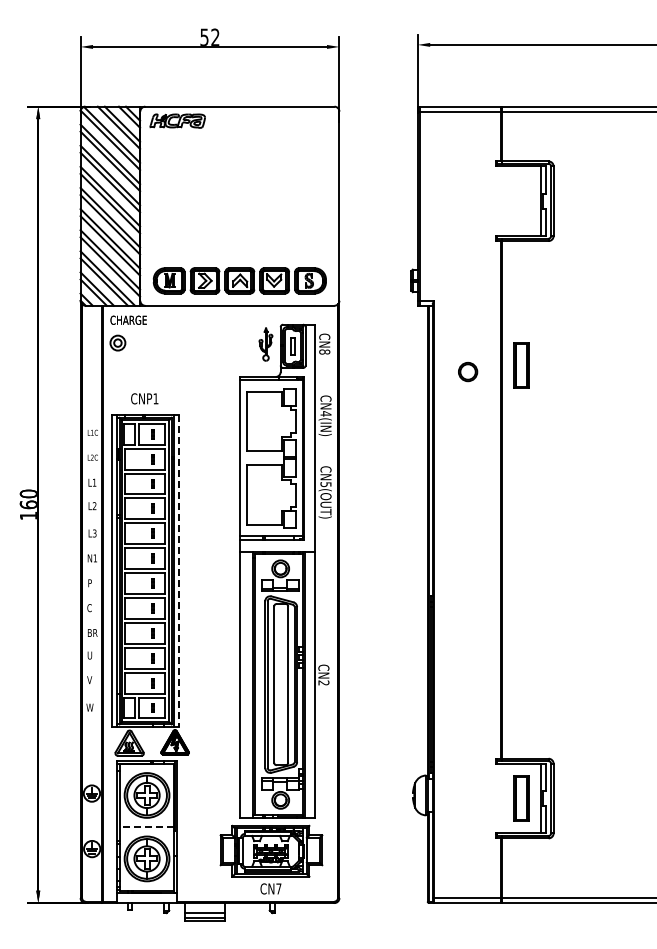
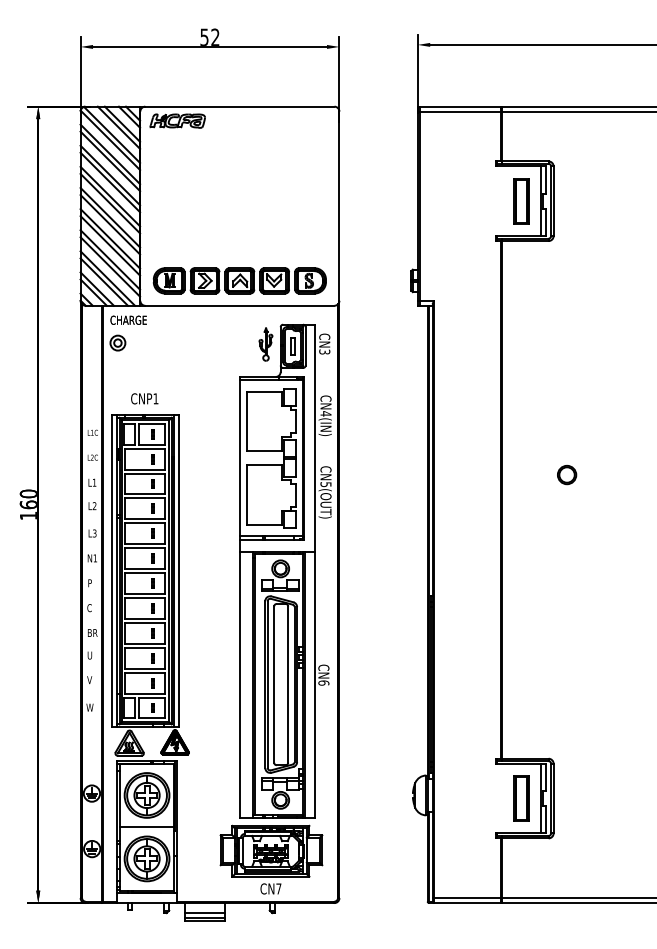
text: CN8 -> CN3 (324, 351)
part position: (521, 365) -> (521, 201) (521, 201)
part position: (468, 372) -> (567, 475) (567, 475)
line: dashed -> solid (179, 571)
text: CN2 -> CN6 (323, 682)
line: dashed -> solid (146, 827)
